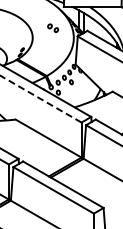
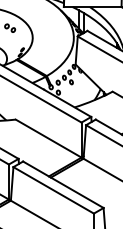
part position: (53, 27) -> (10, 27) (10, 27)
line: dashed -> solid (41, 99)
